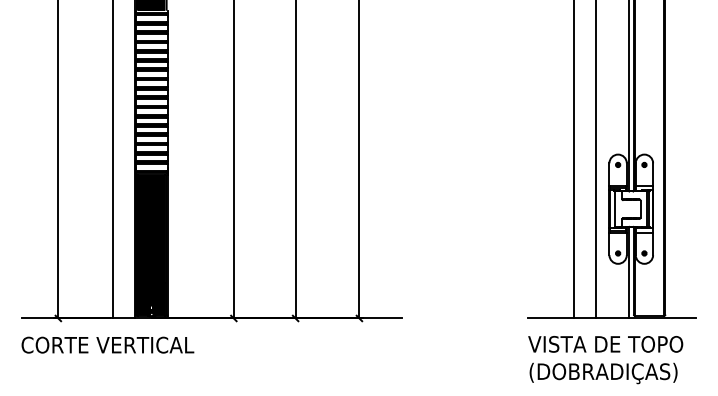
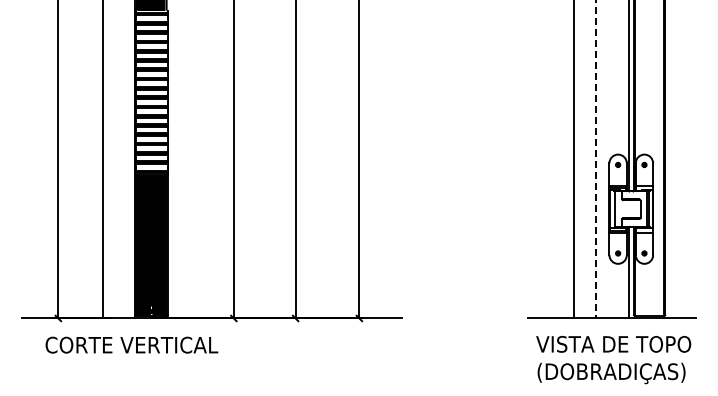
line: solid -> dashed (595, 159)
line position: (112, 160) -> (102, 160) (102, 160)
text position: (107, 344) -> (131, 344) (131, 344)
text position: (605, 360) -> (613, 360) (613, 360)
